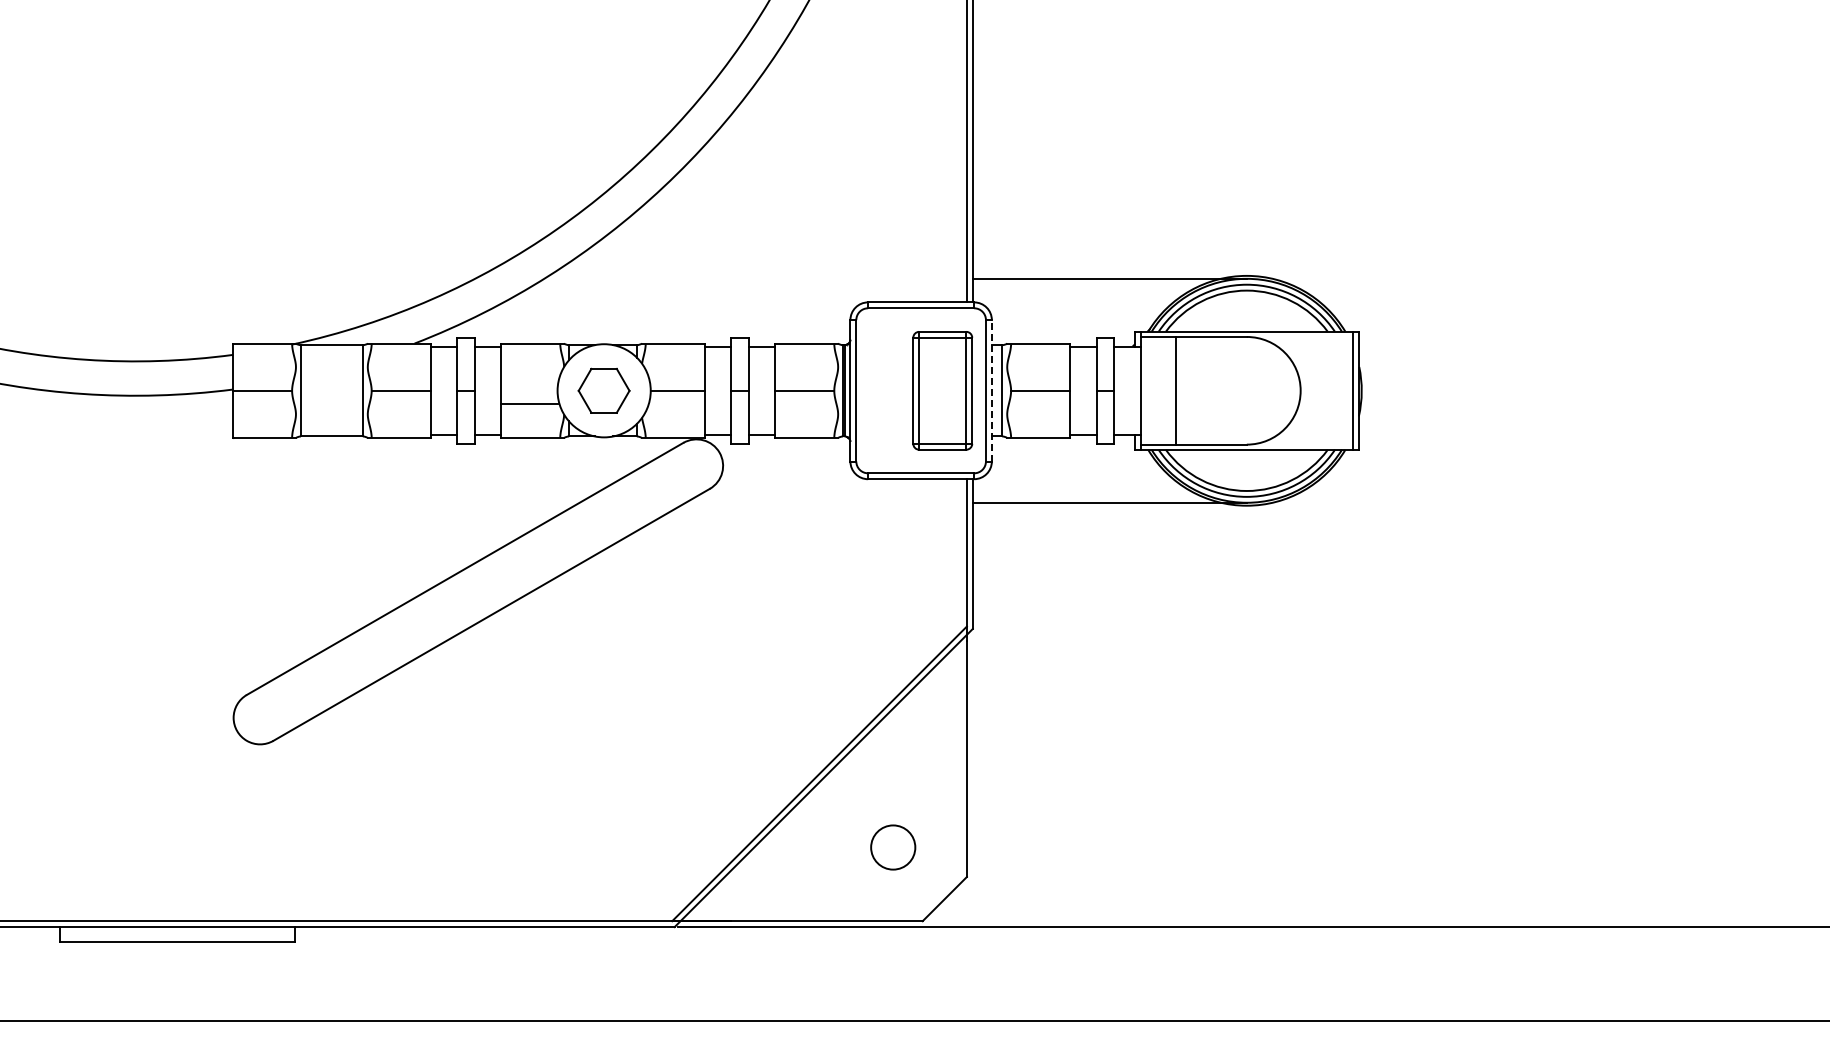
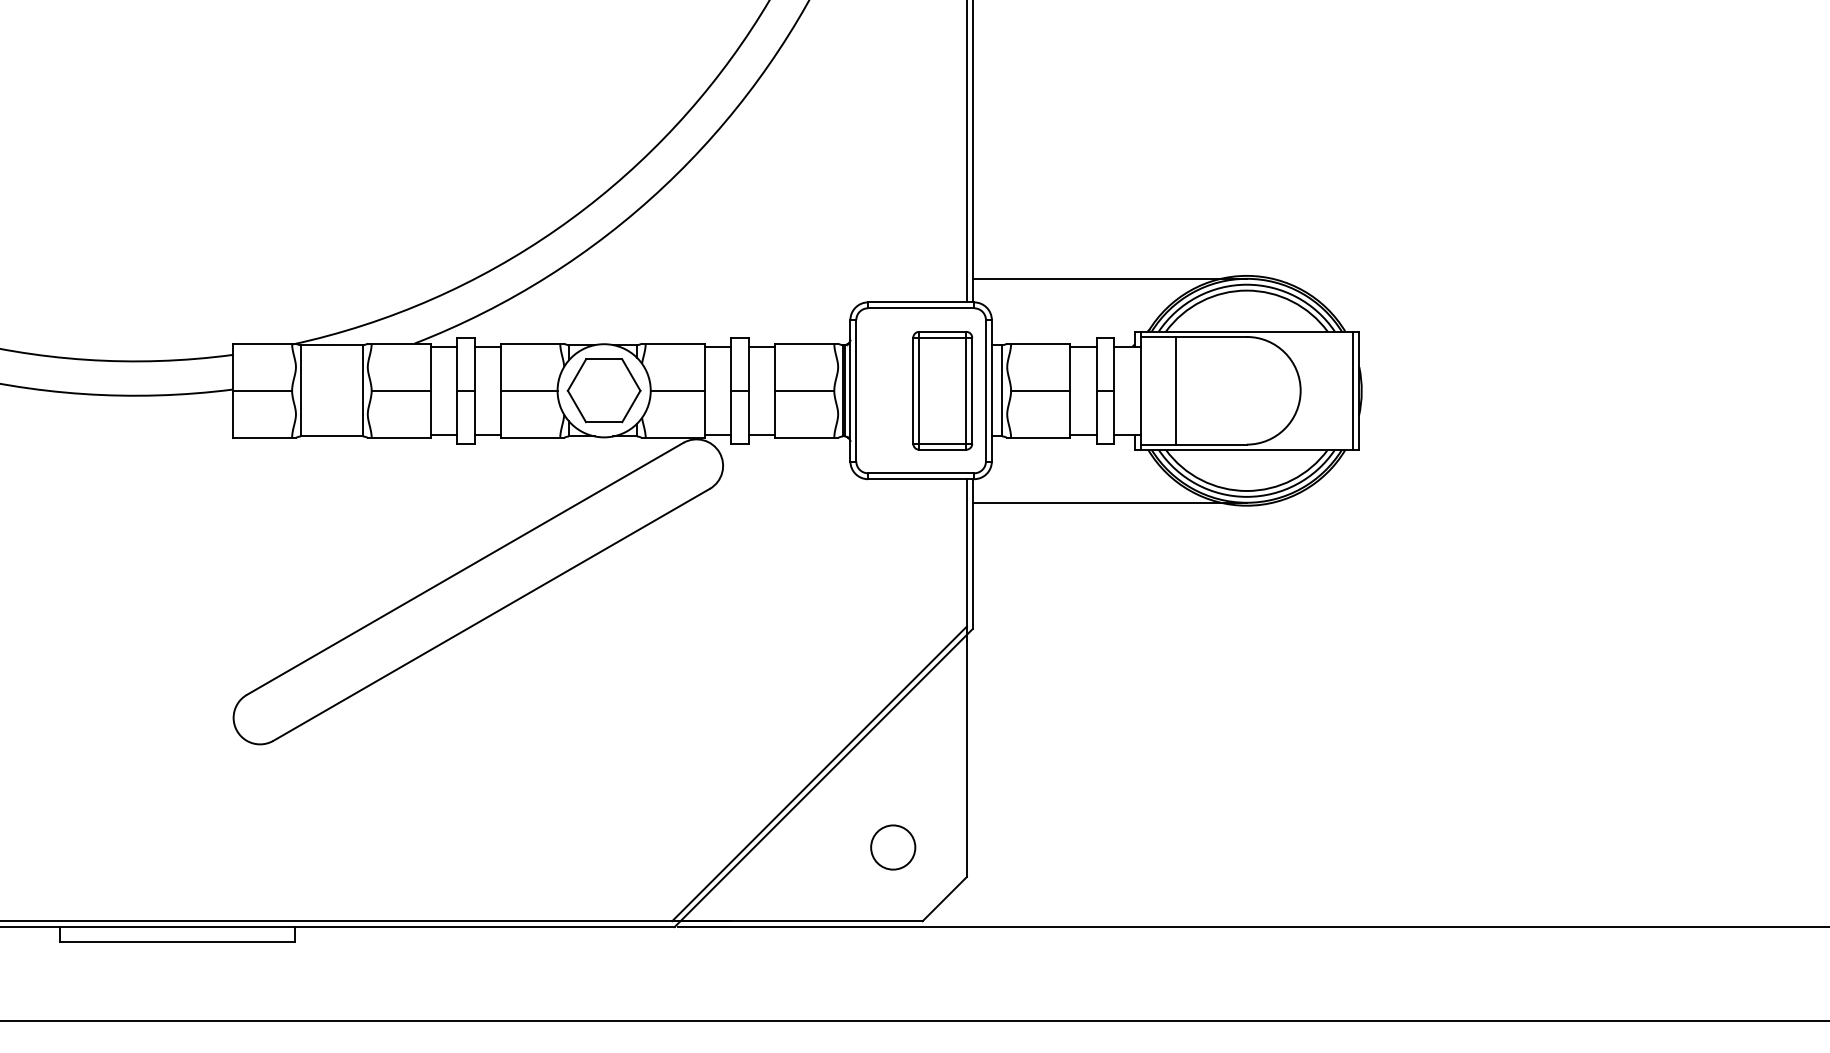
part size: 54x47 px -> 76x66 px (603, 390)
line: dashed -> solid (991, 390)
line position: (529, 403) -> (529, 390) (529, 390)
